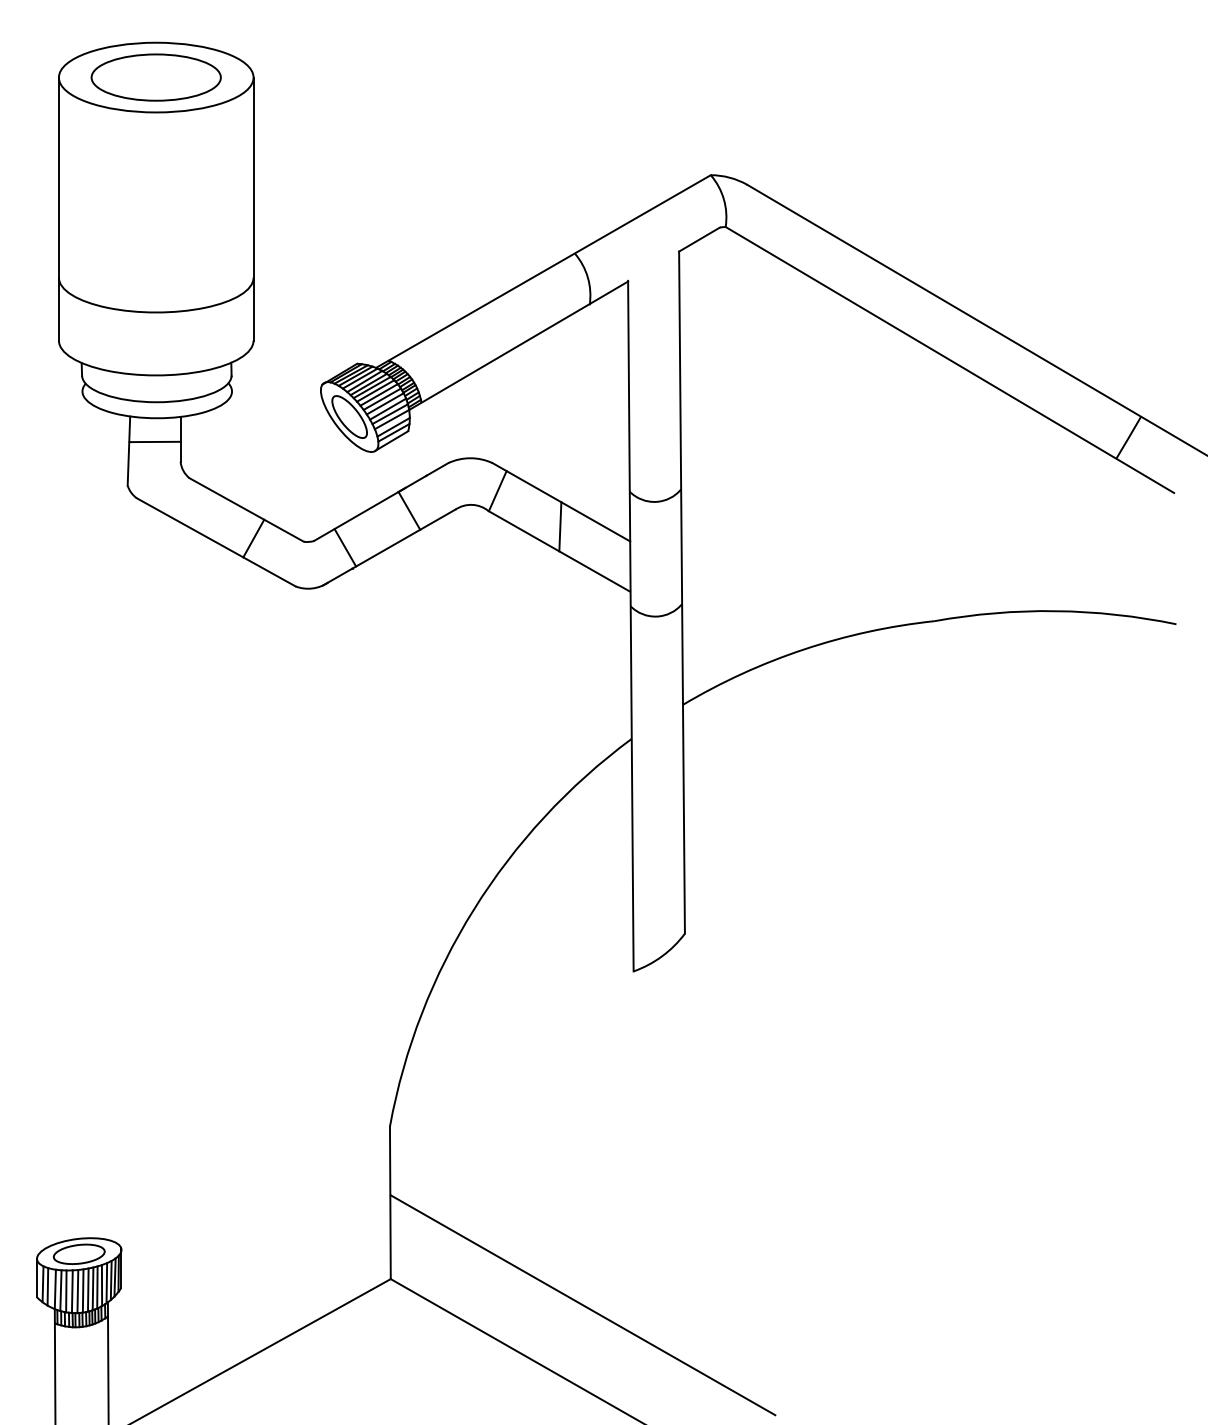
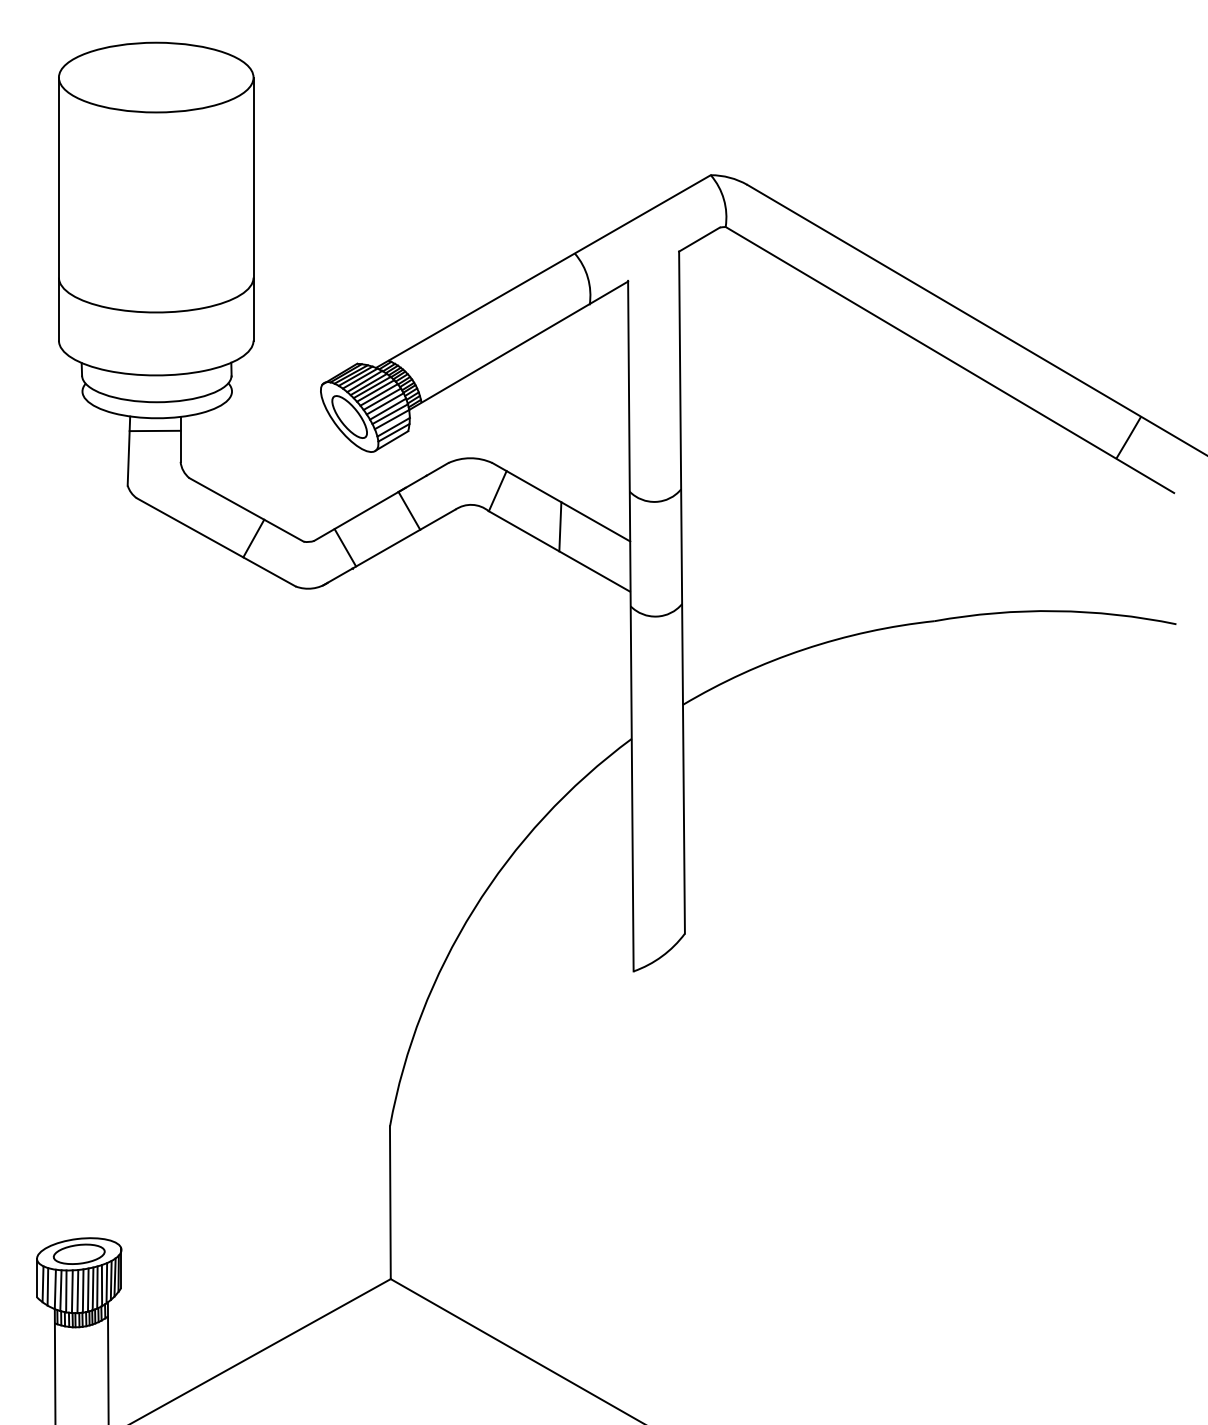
part: present -> none (155, 77)
line position: (154, 441) -> (154, 430) (154, 430)
line: present -> none (582, 1305)
